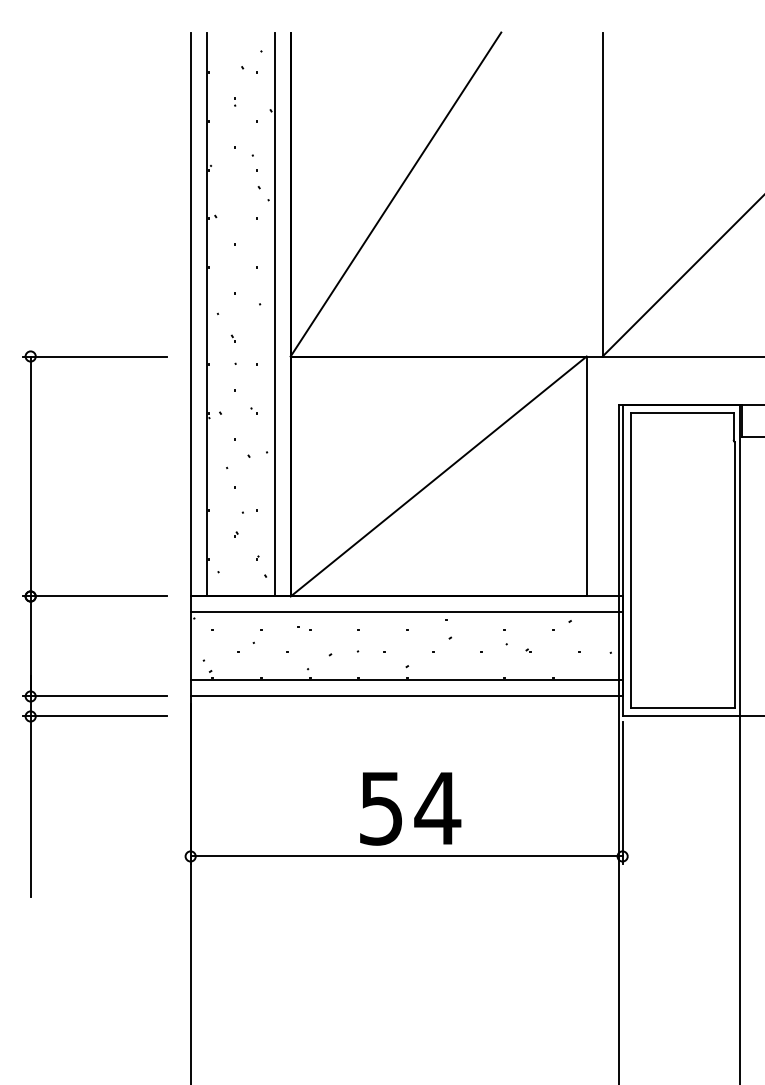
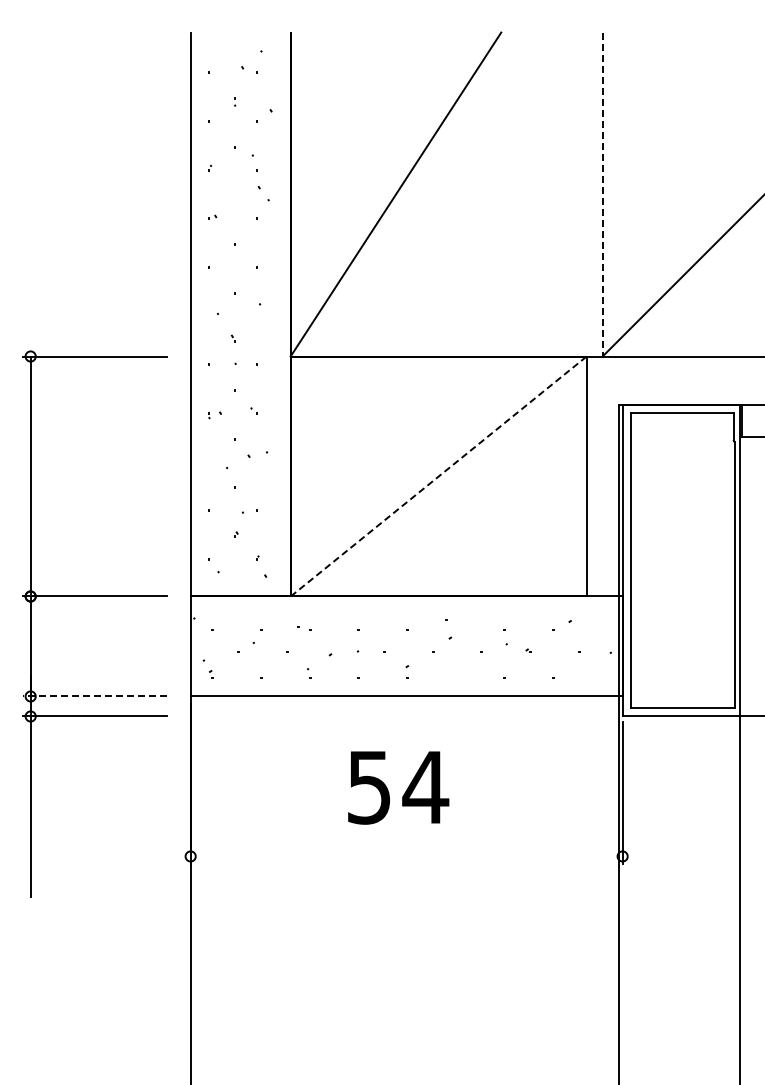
line: solid -> dashed (602, 194)
line: present -> none (206, 314)
line: present -> none (274, 314)
line: solid -> dashed (438, 476)
line: present -> none (406, 612)
line: present -> none (406, 680)
line: solid -> dashed (94, 696)
text position: (410, 808) -> (398, 787) (398, 787)
line: present -> none (406, 856)
